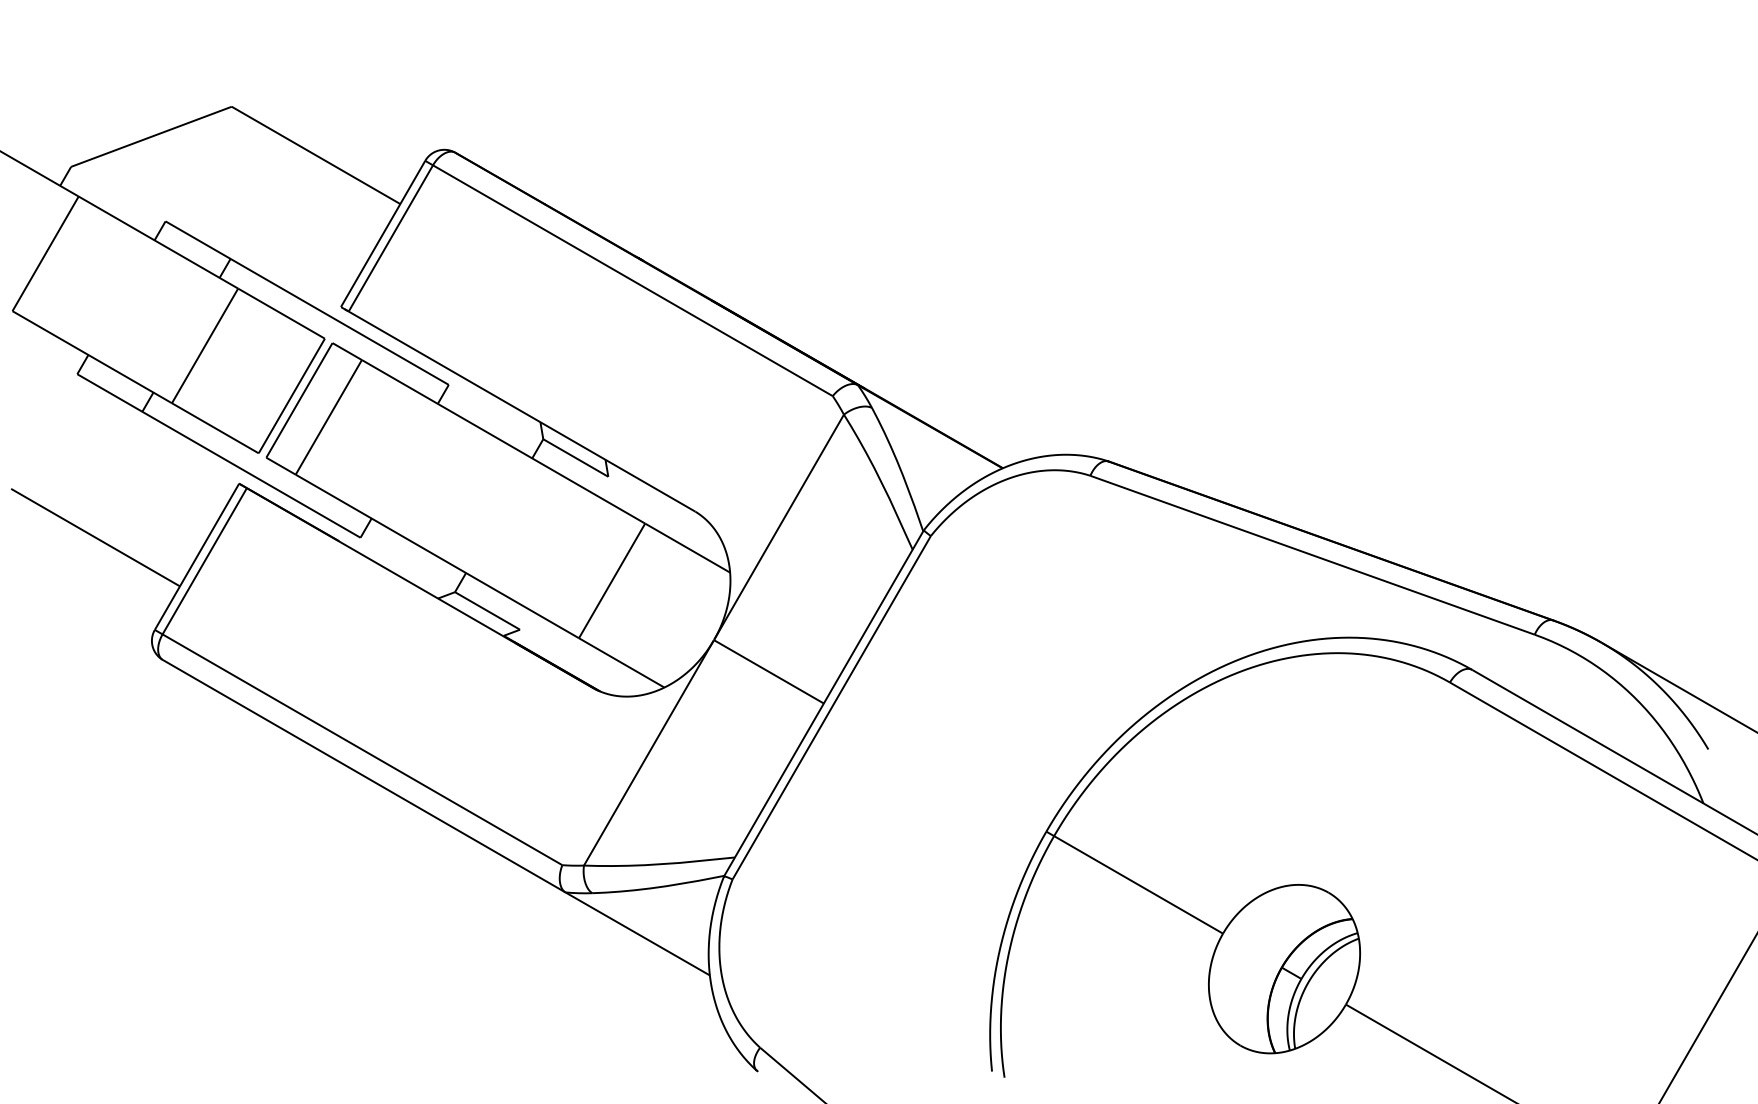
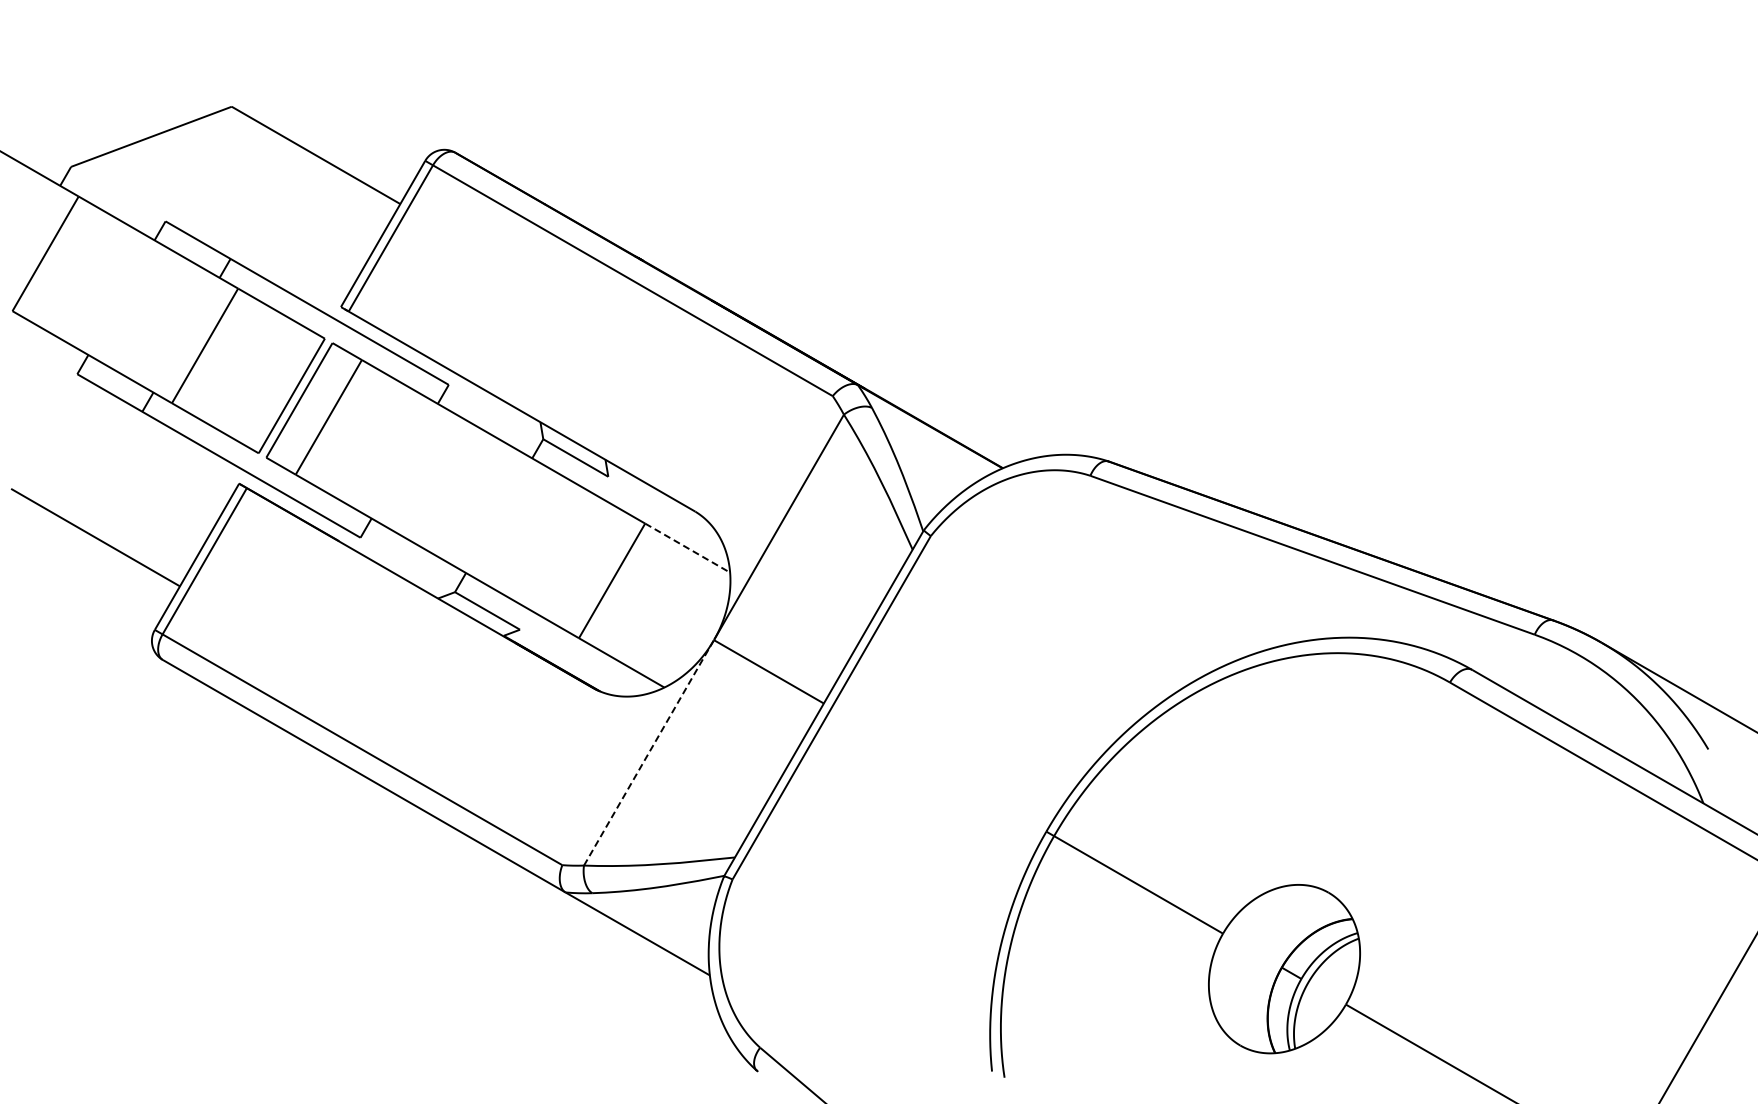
line: solid -> dashed (688, 548)
line: solid -> dashed (648, 753)
